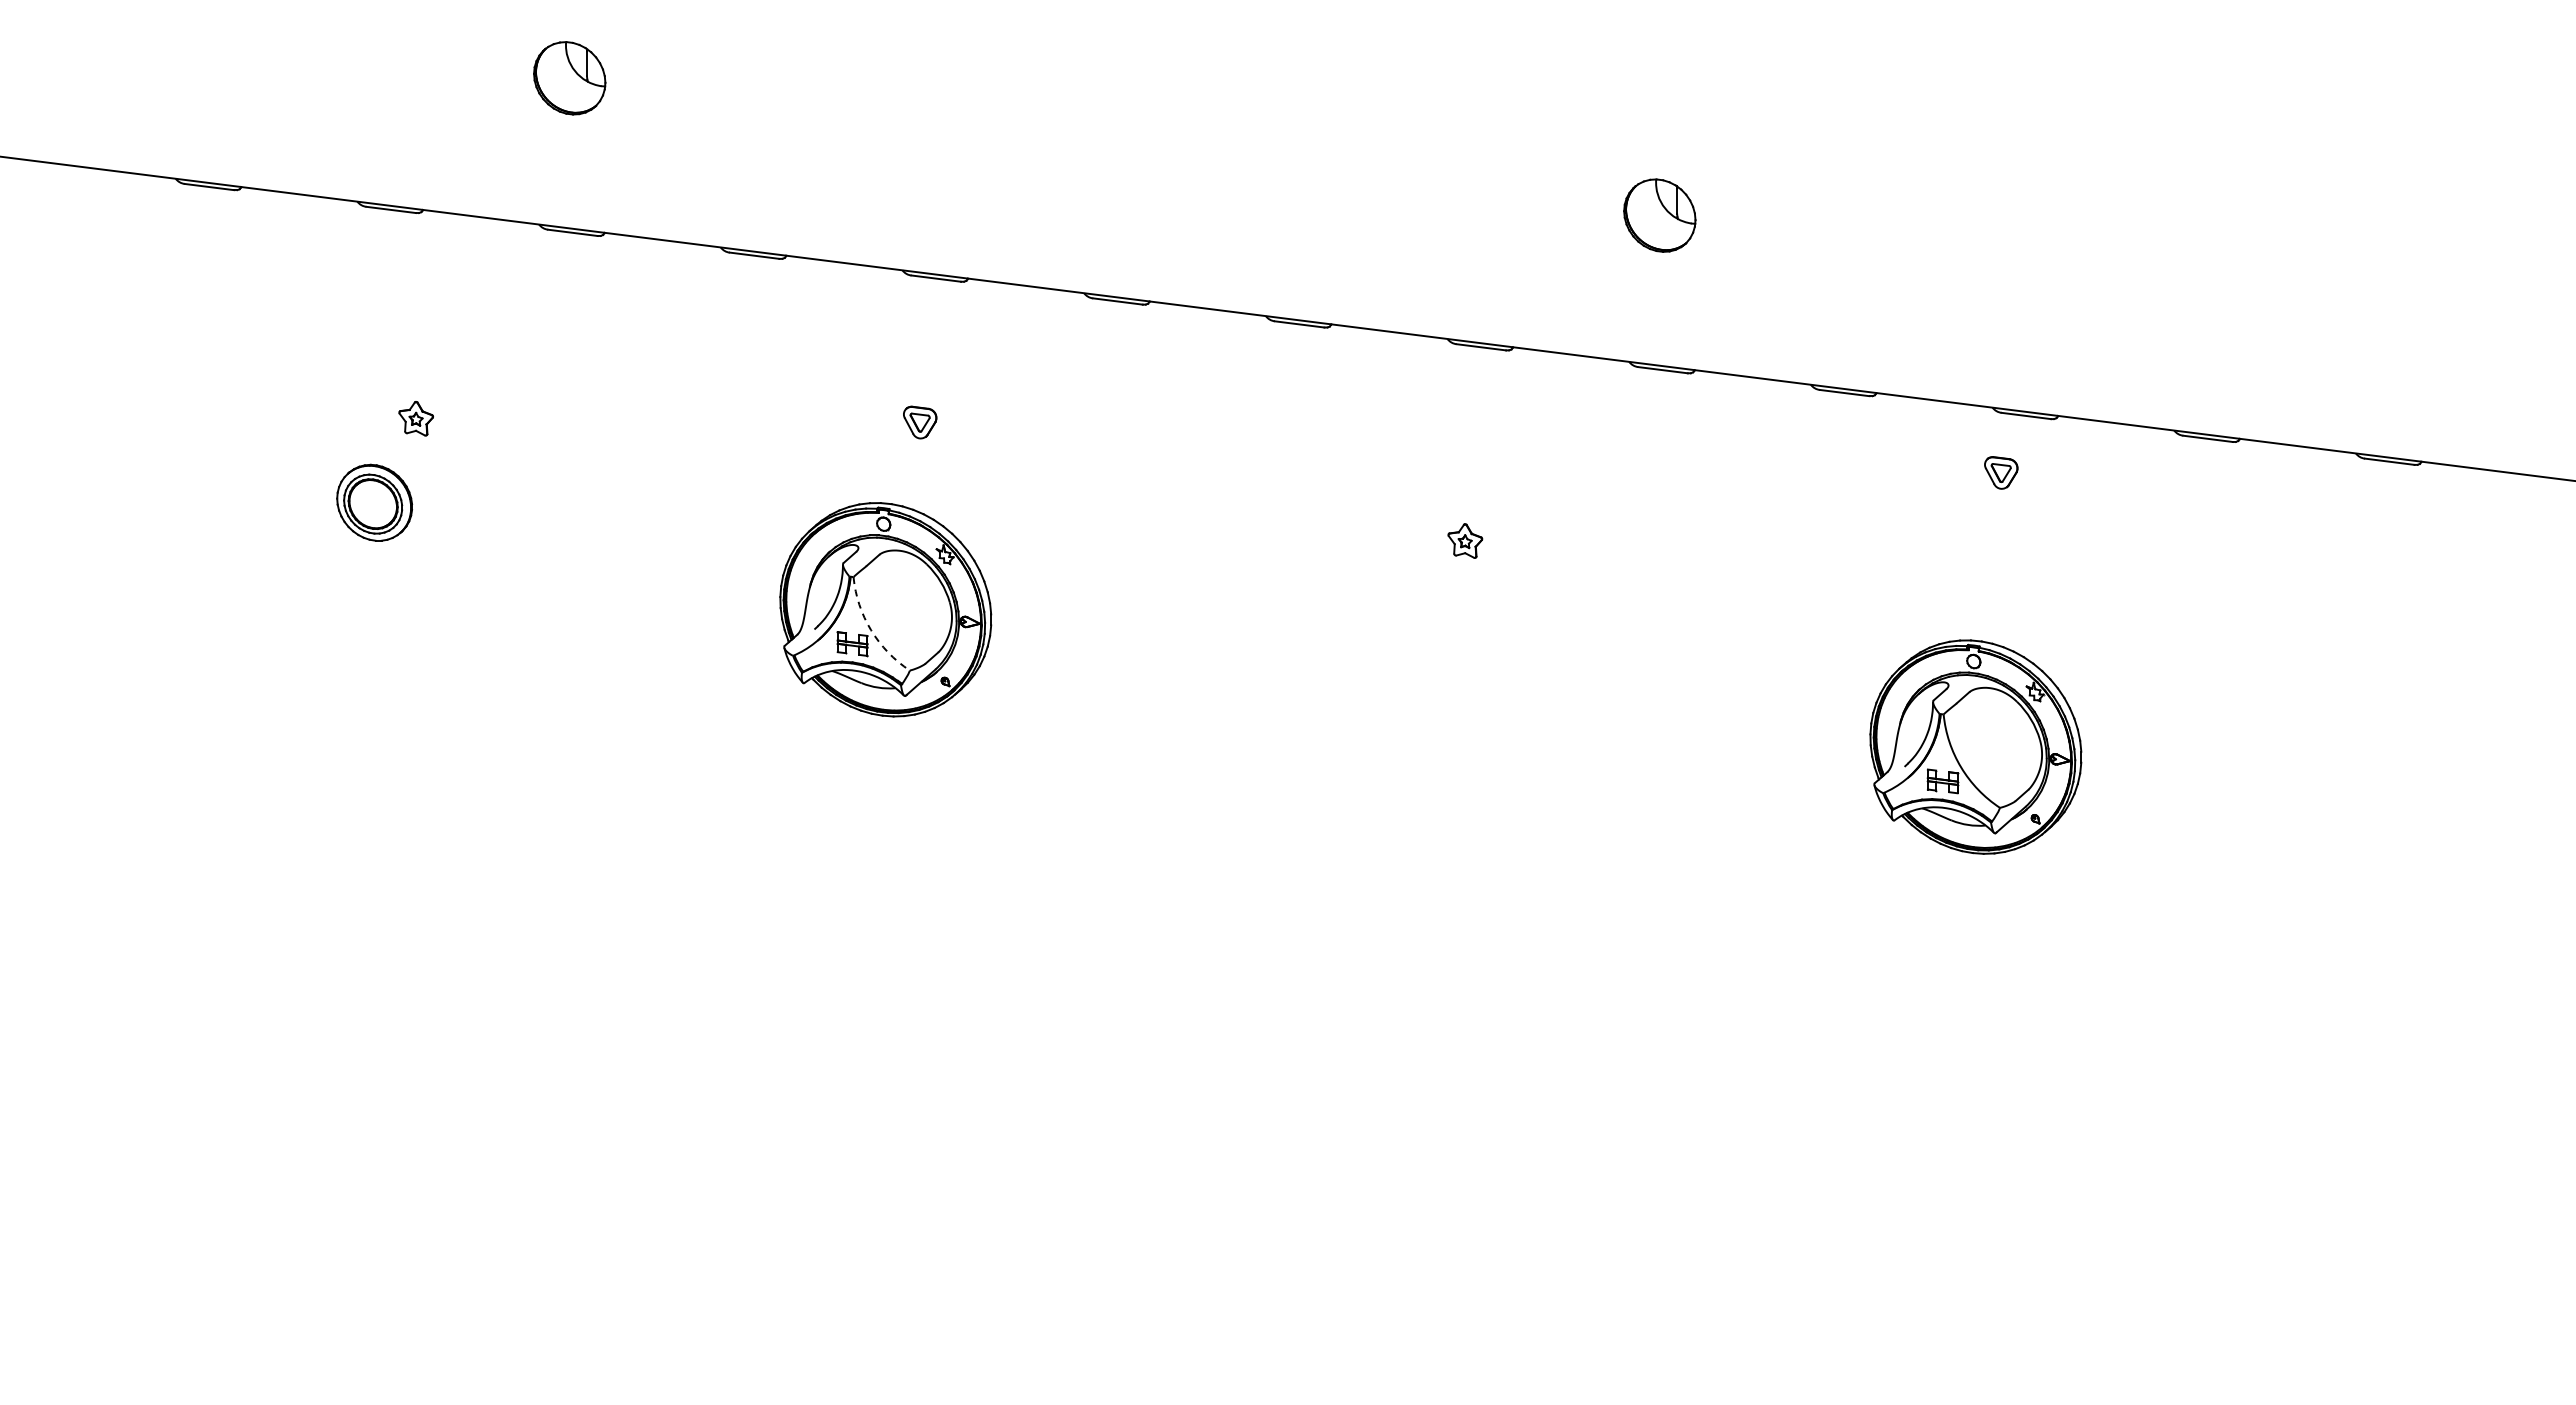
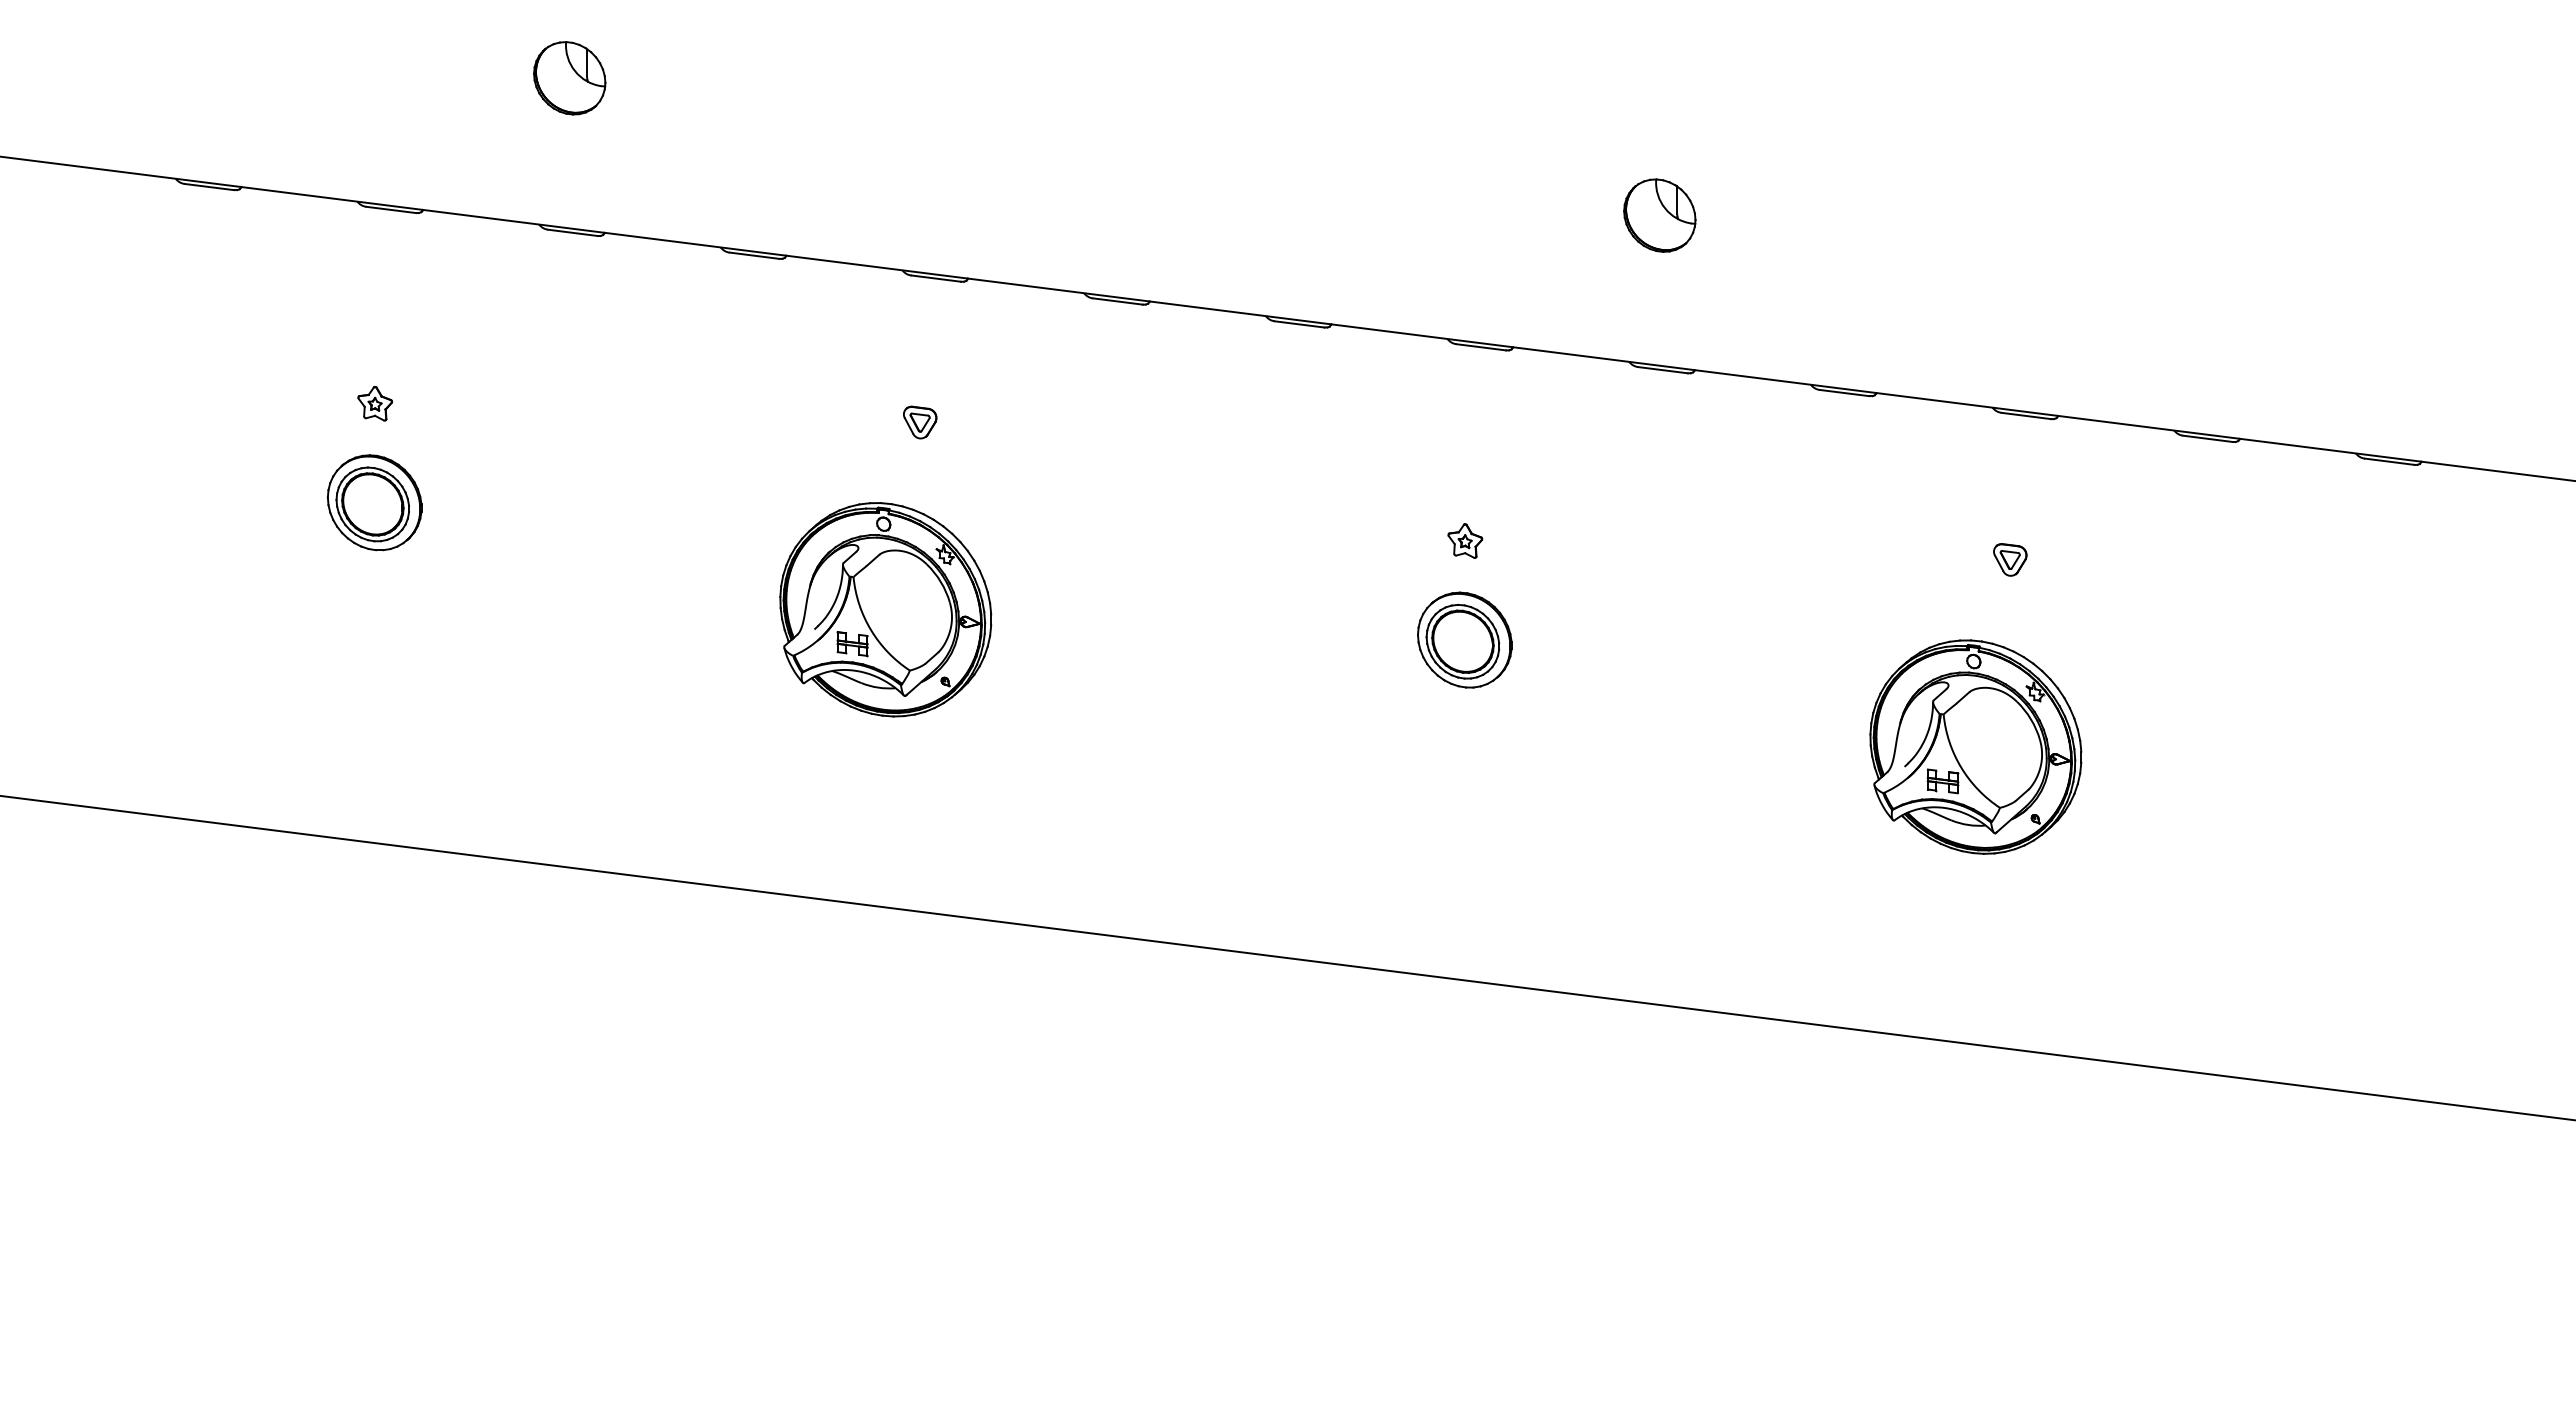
part position: (415, 418) -> (374, 403) (374, 403)
part position: (2001, 472) -> (2010, 559) (2010, 559)
part size: 78x79 px -> 97x98 px (374, 502)
arc: dashed -> solid (871, 630)
part: none -> present (1464, 639)
line: none -> present (1287, 958)
